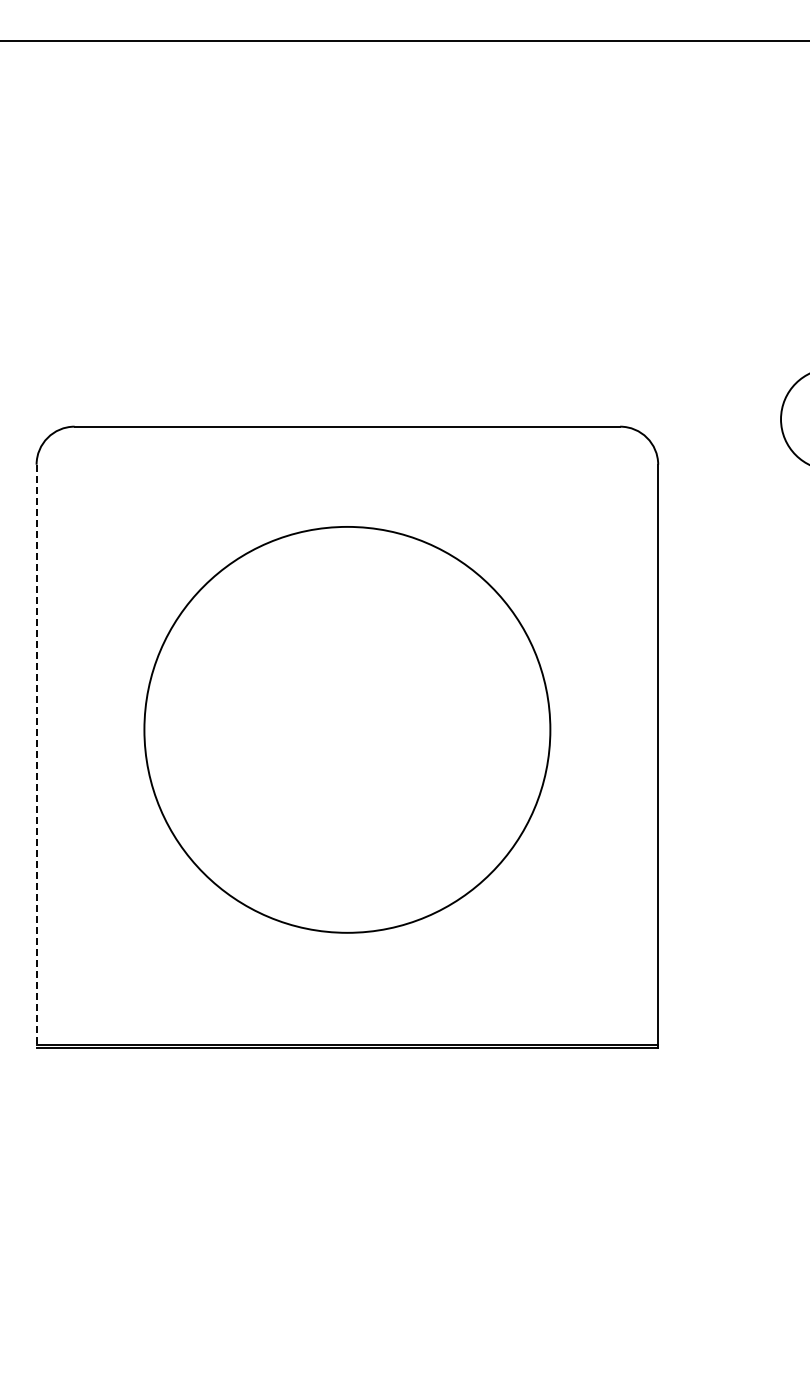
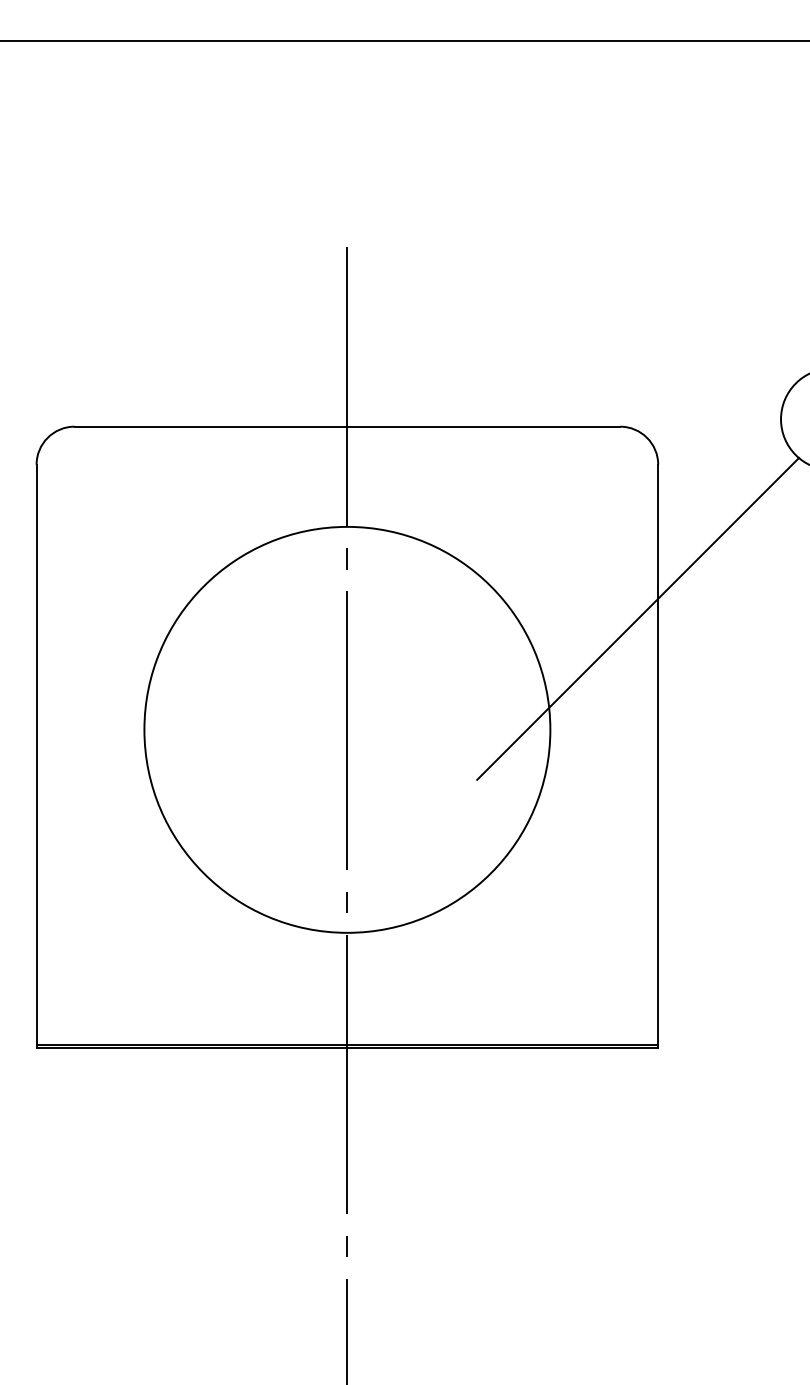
line: none -> present (638, 618)
line: dashed -> solid (36, 756)
line: none -> present (347, 814)
